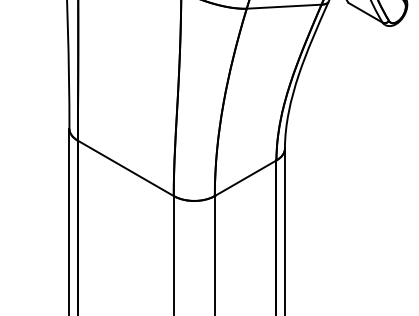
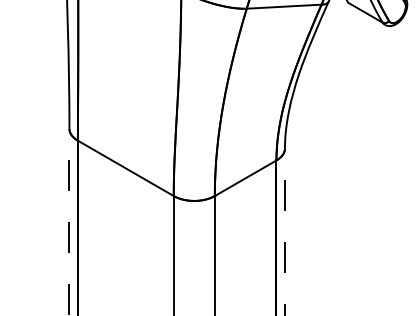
line: solid -> dashed (69, 221)
line: solid -> dashed (284, 231)
